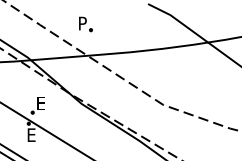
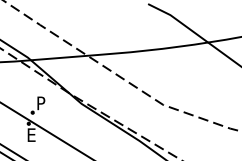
part: present -> none (85, 24)
text: E -> P (41, 103)
